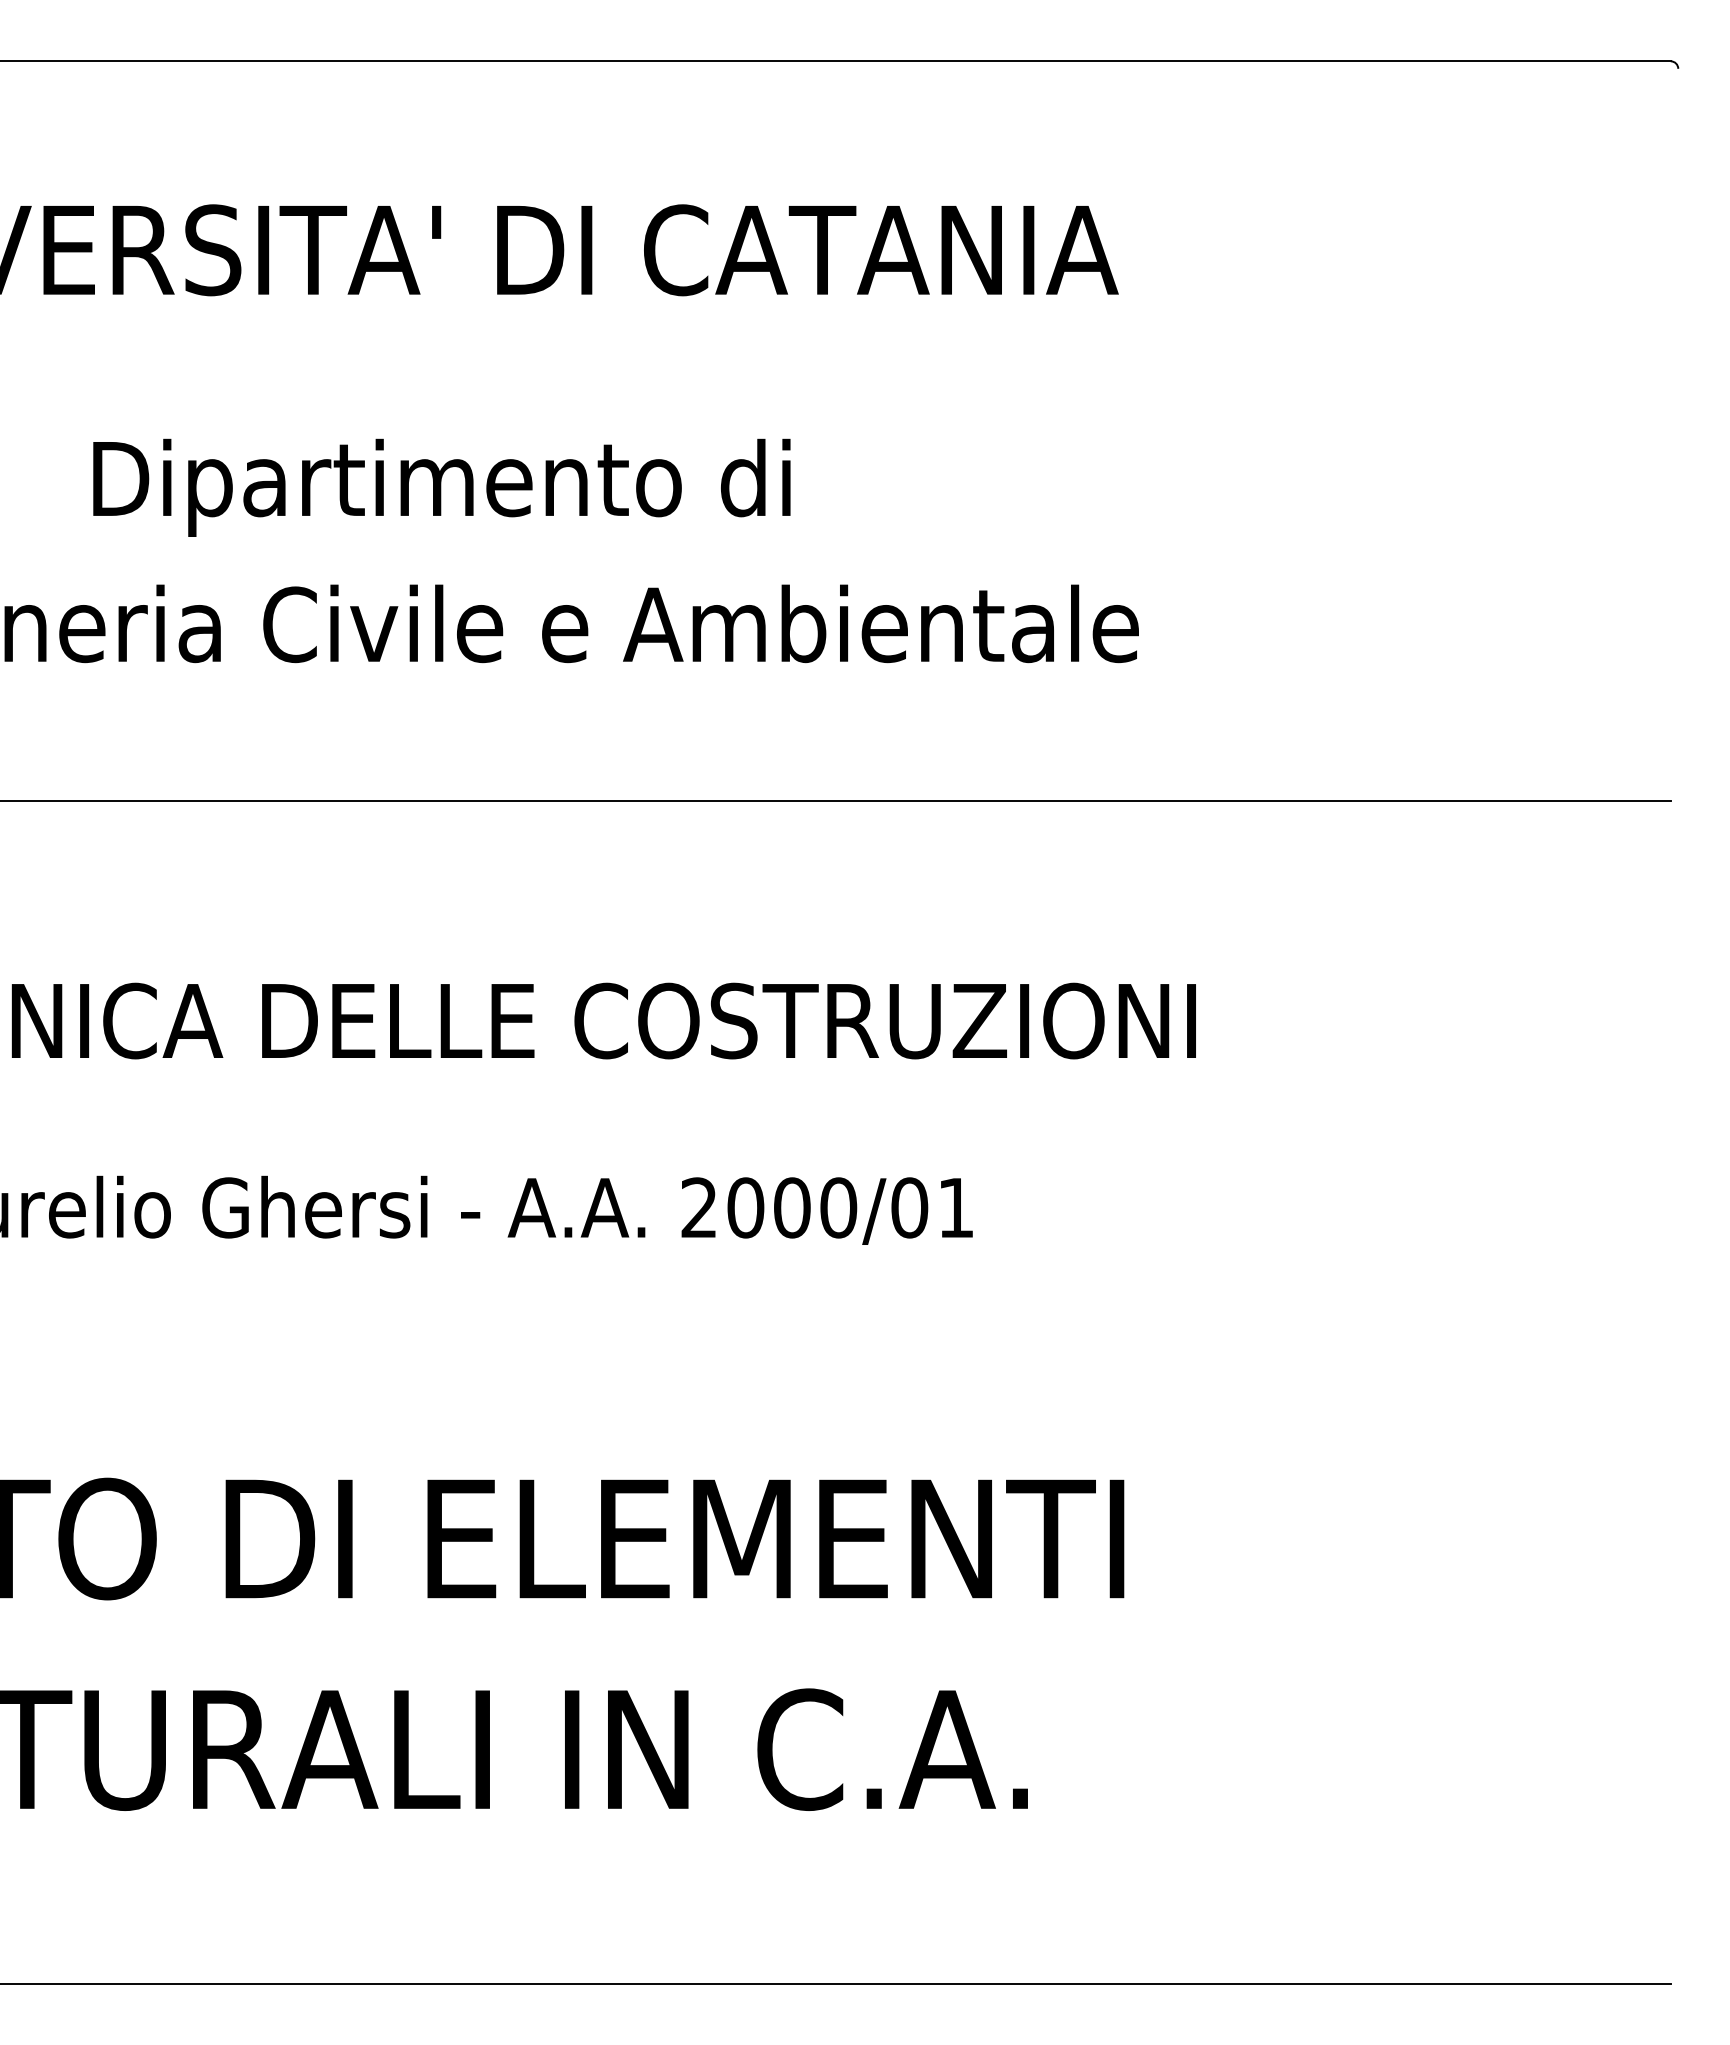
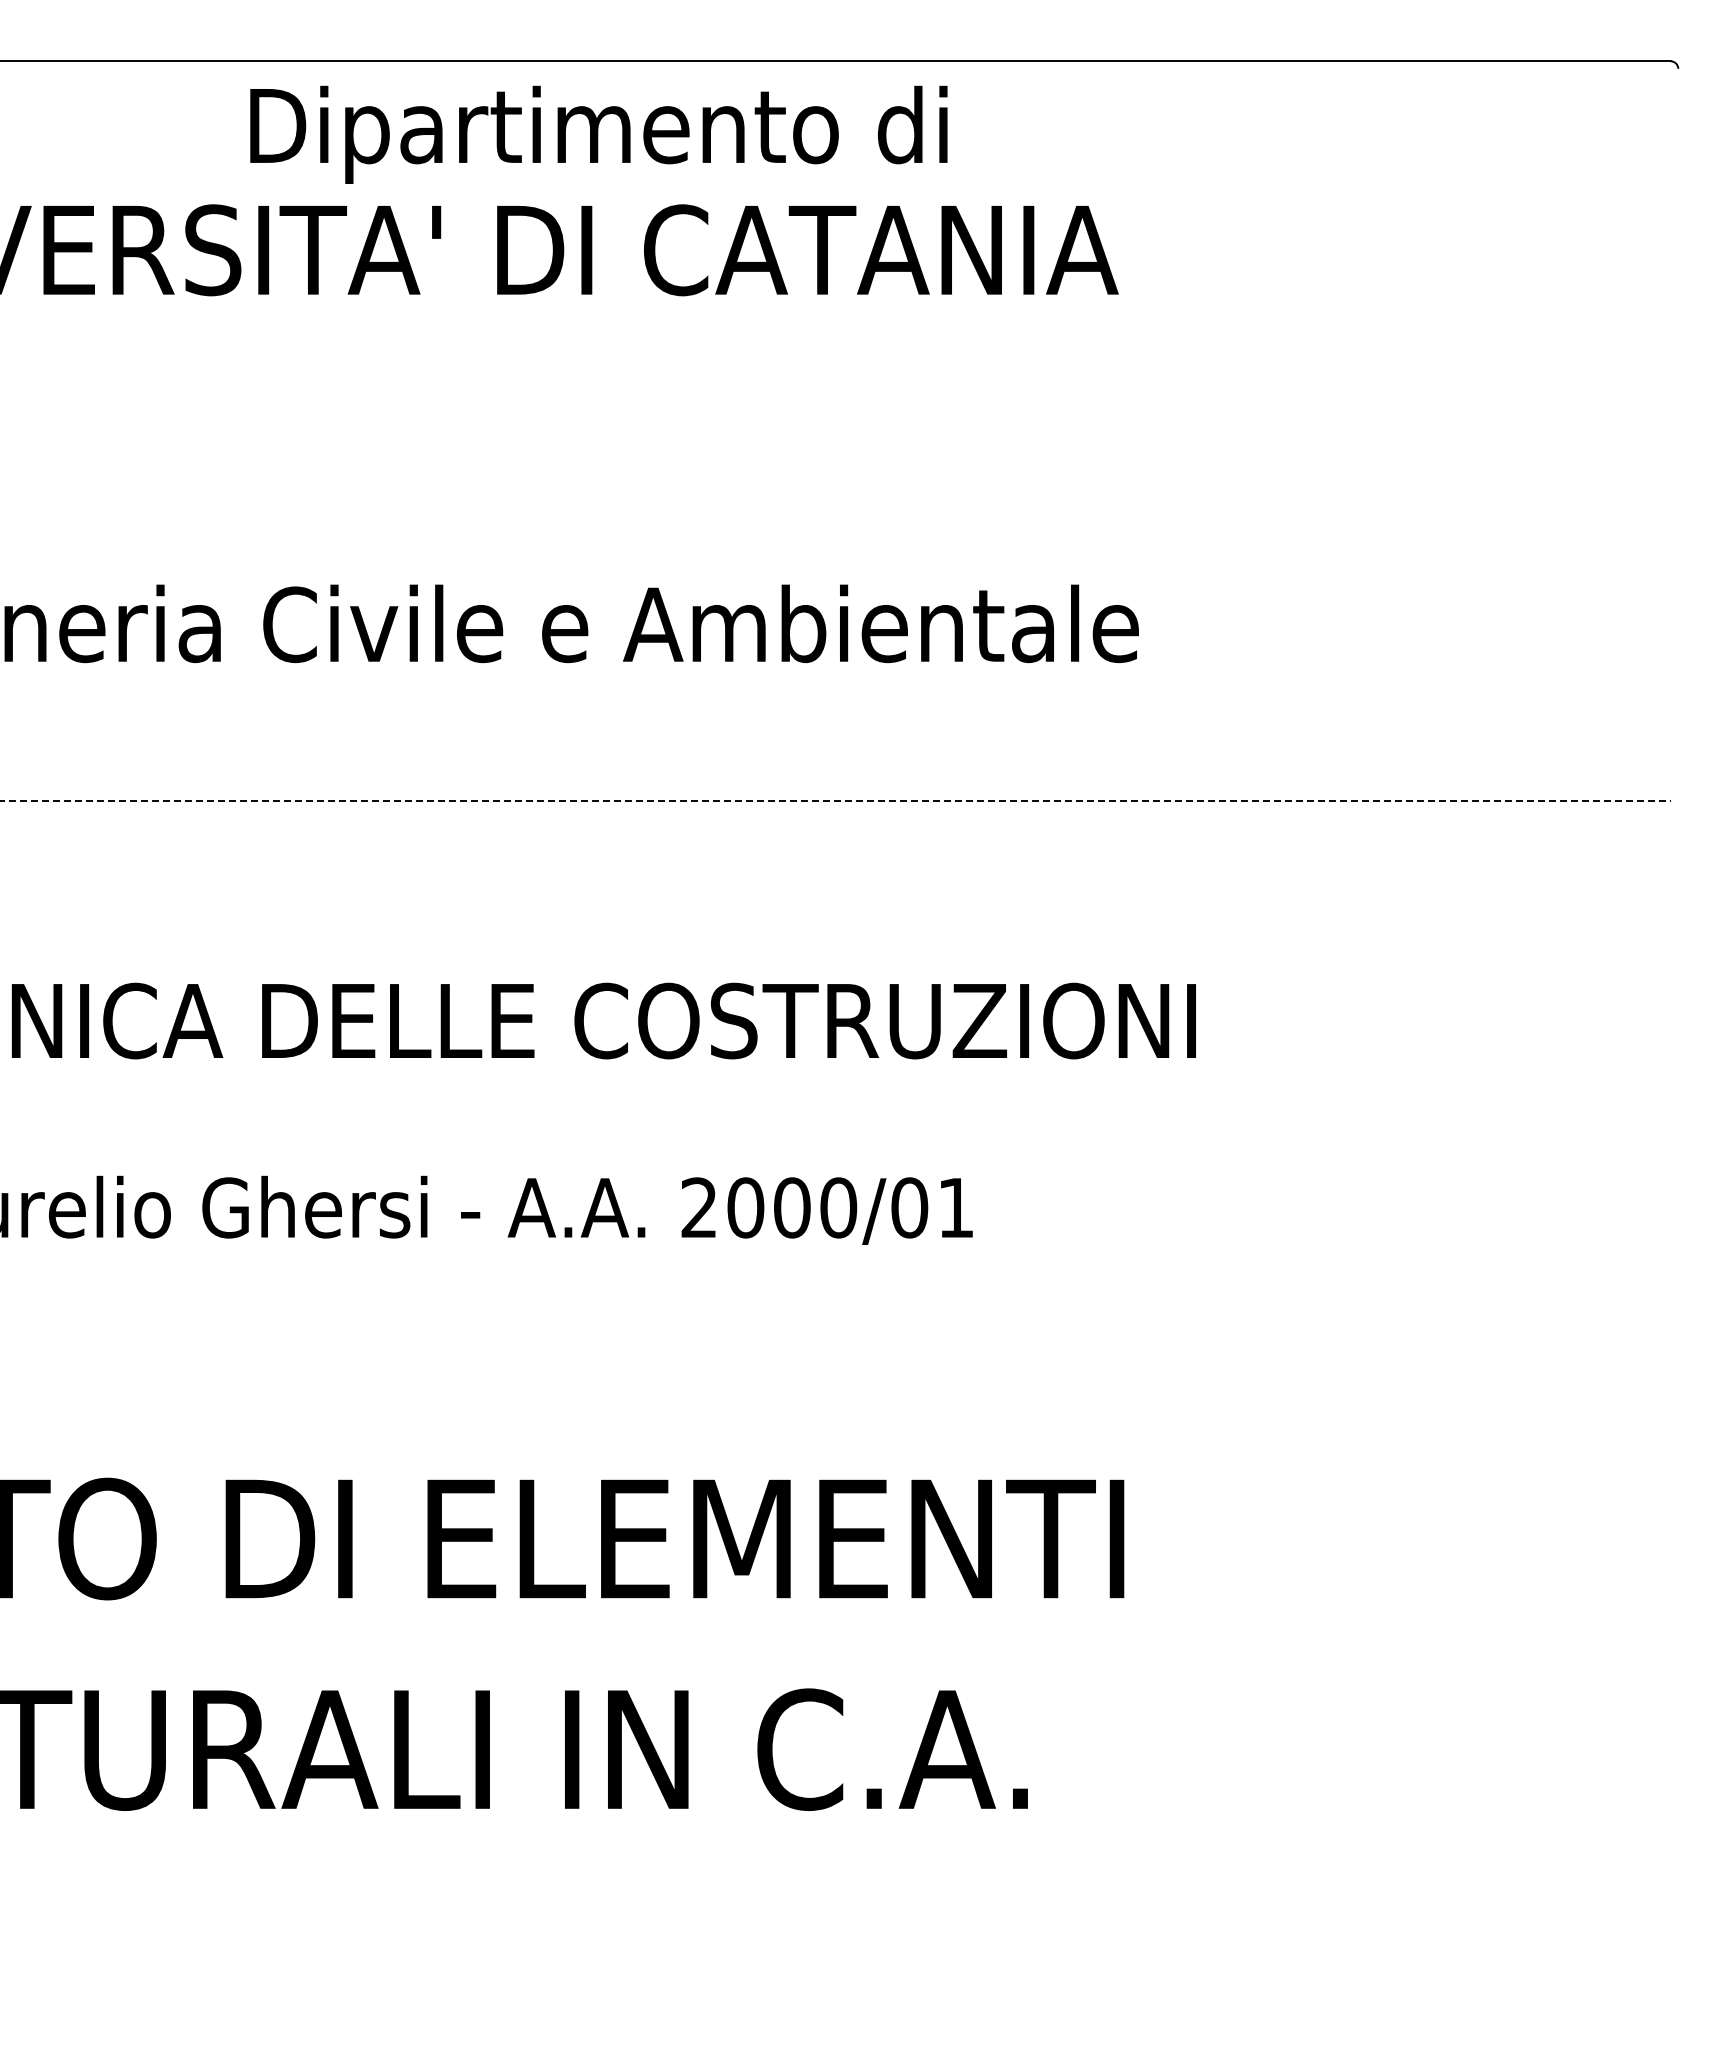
text position: (441, 487) -> (598, 134) (598, 134)
line: solid -> dashed (835, 800)
line: present -> none (836, 1983)
